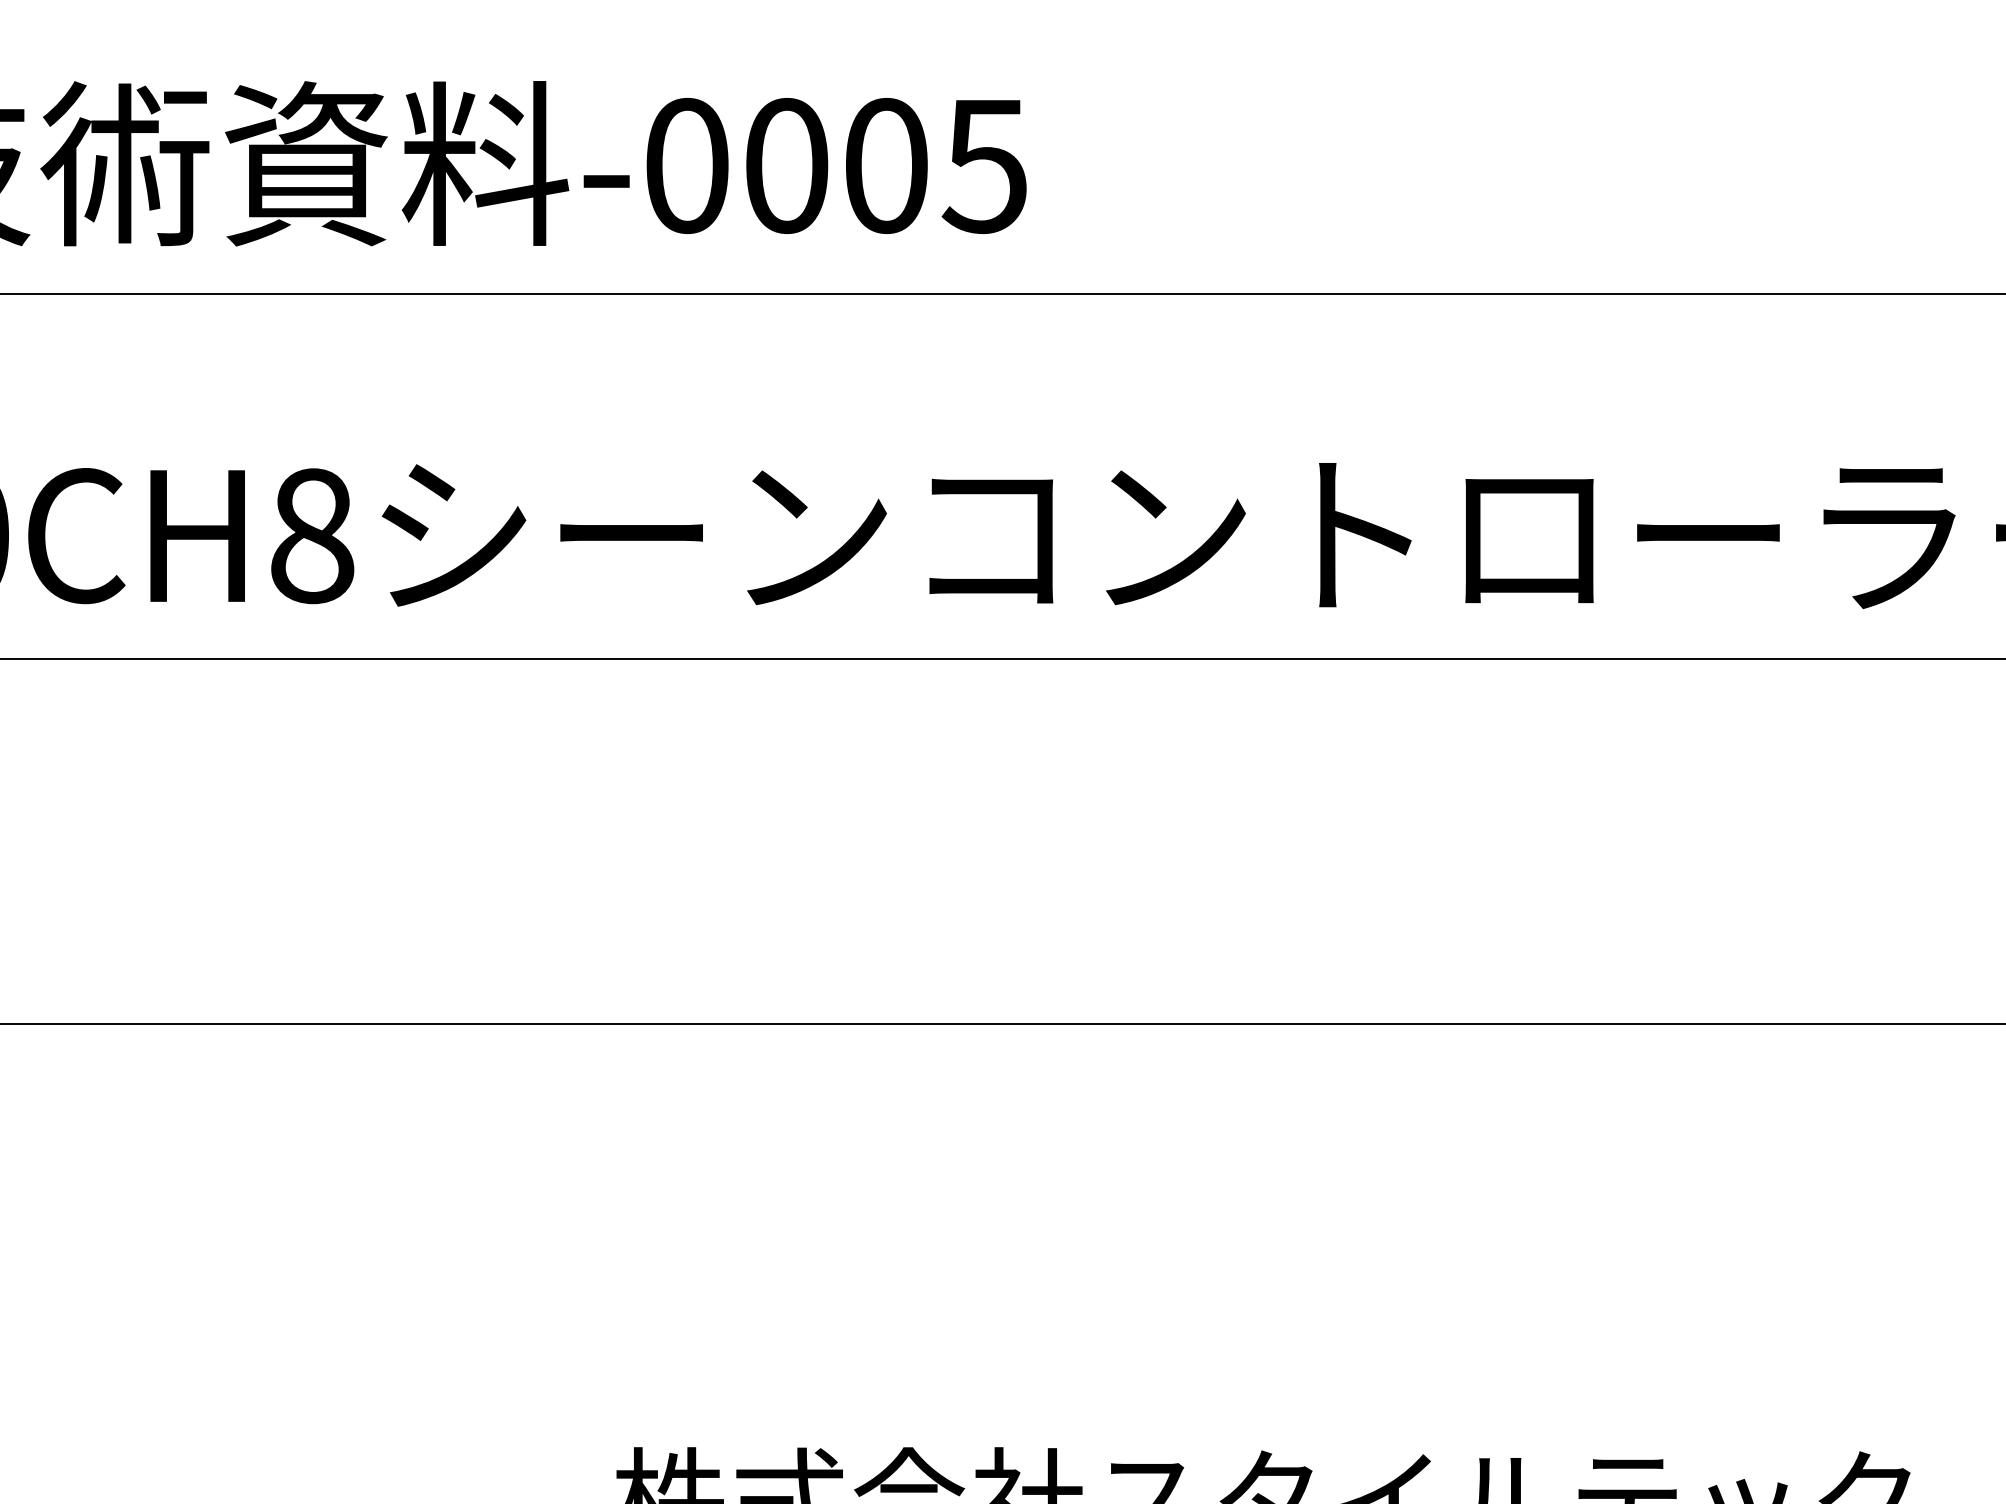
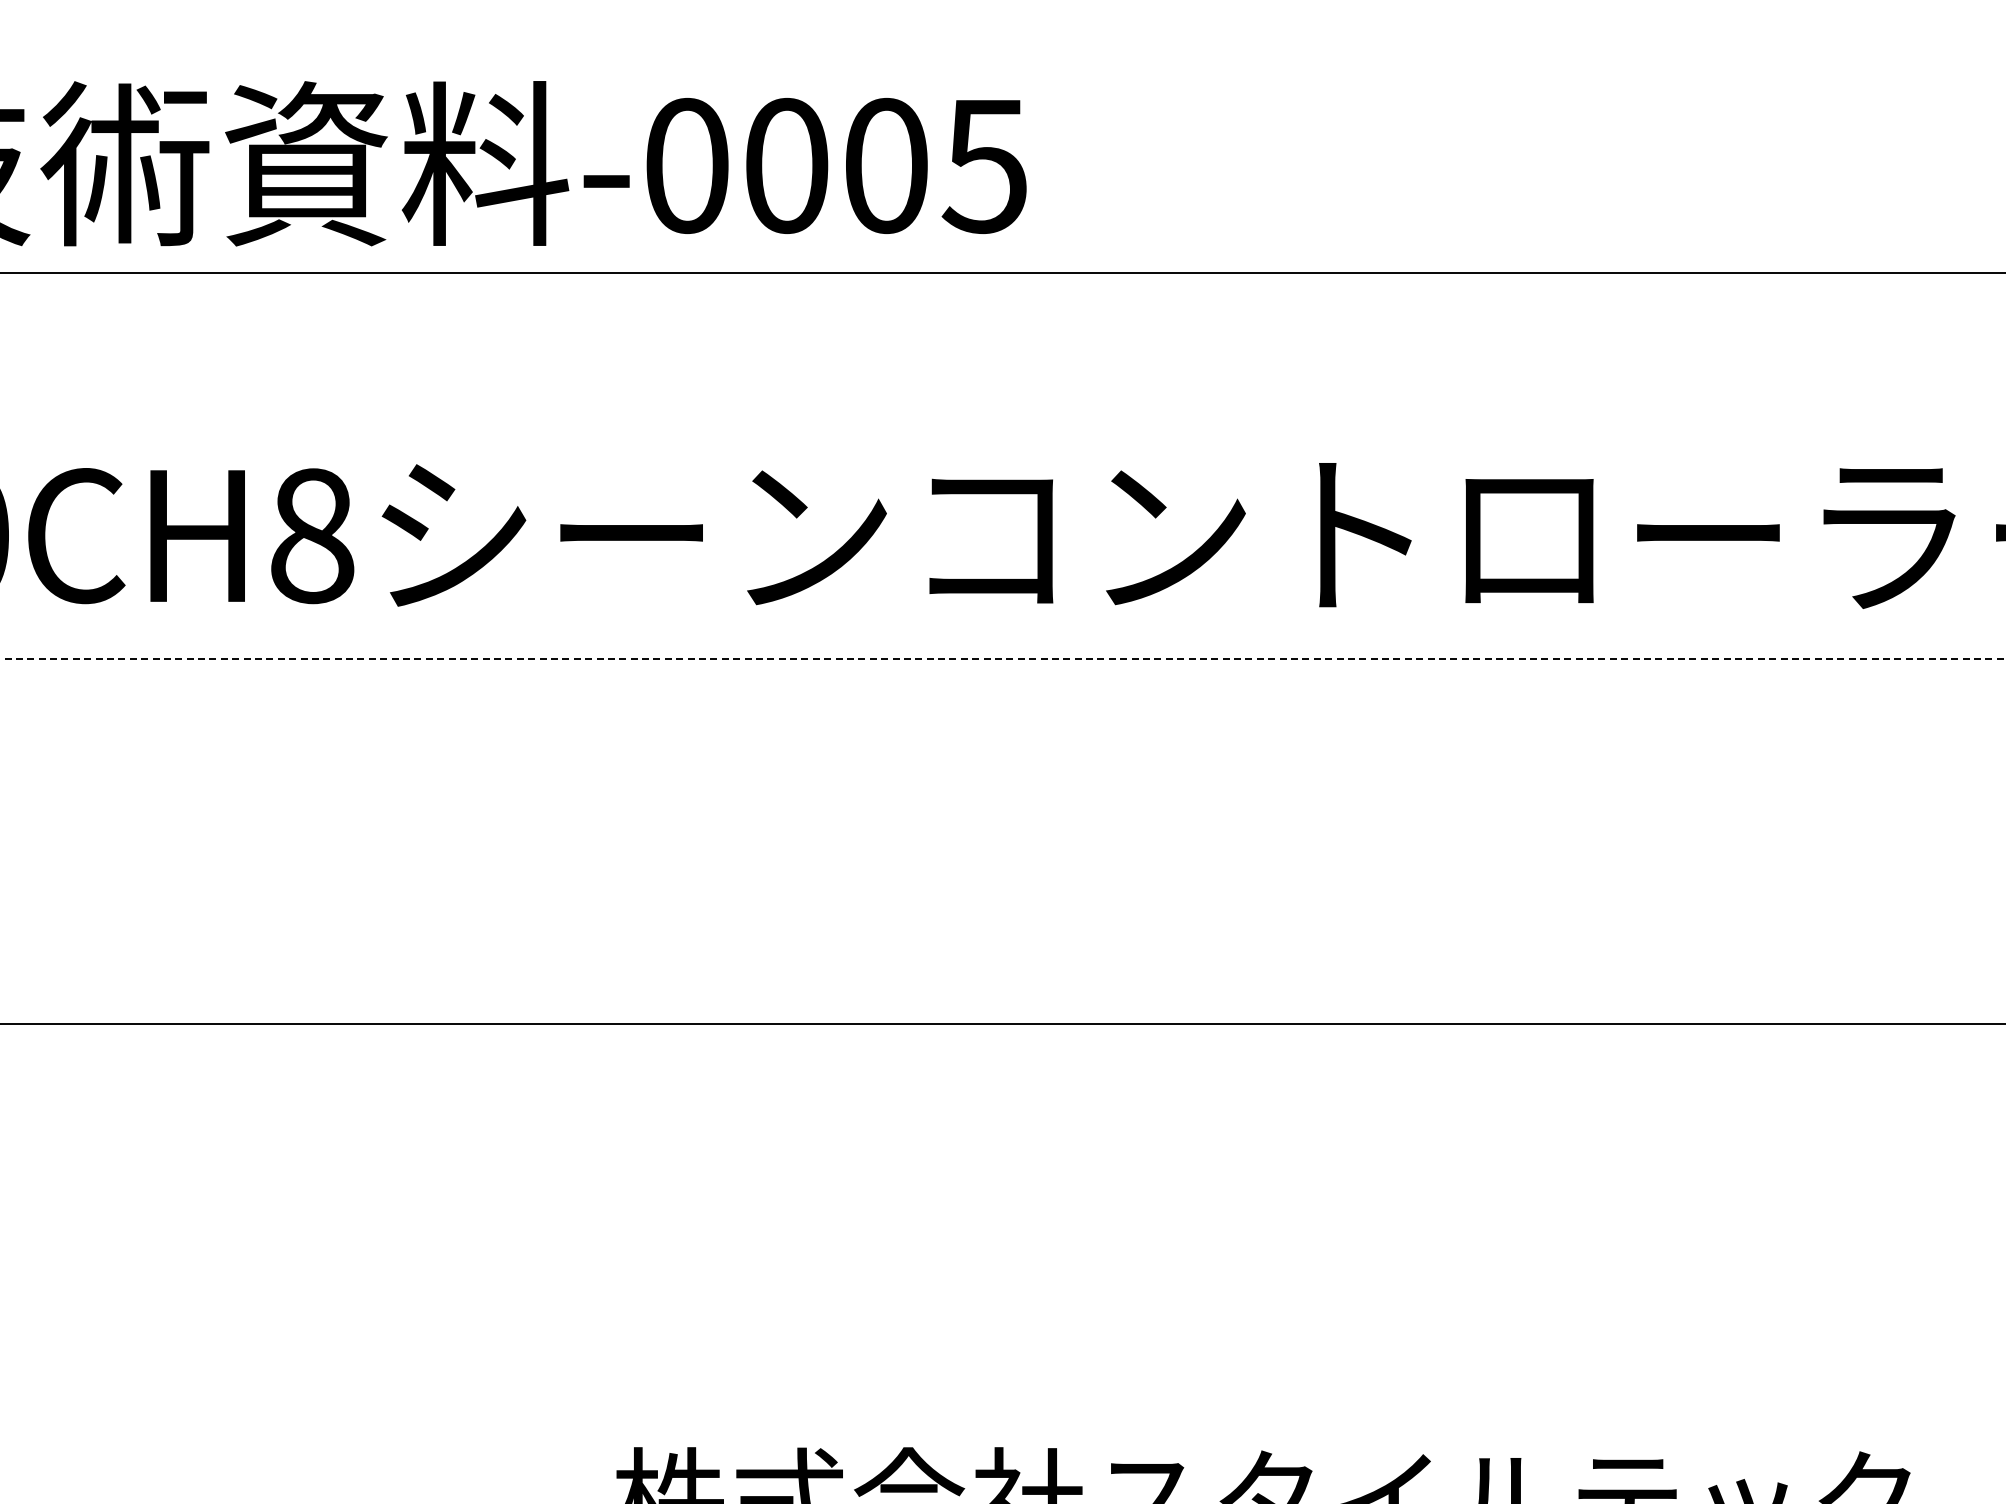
line position: (1002, 293) -> (1002, 272) (1002, 272)
line: solid -> dashed (1003, 658)
